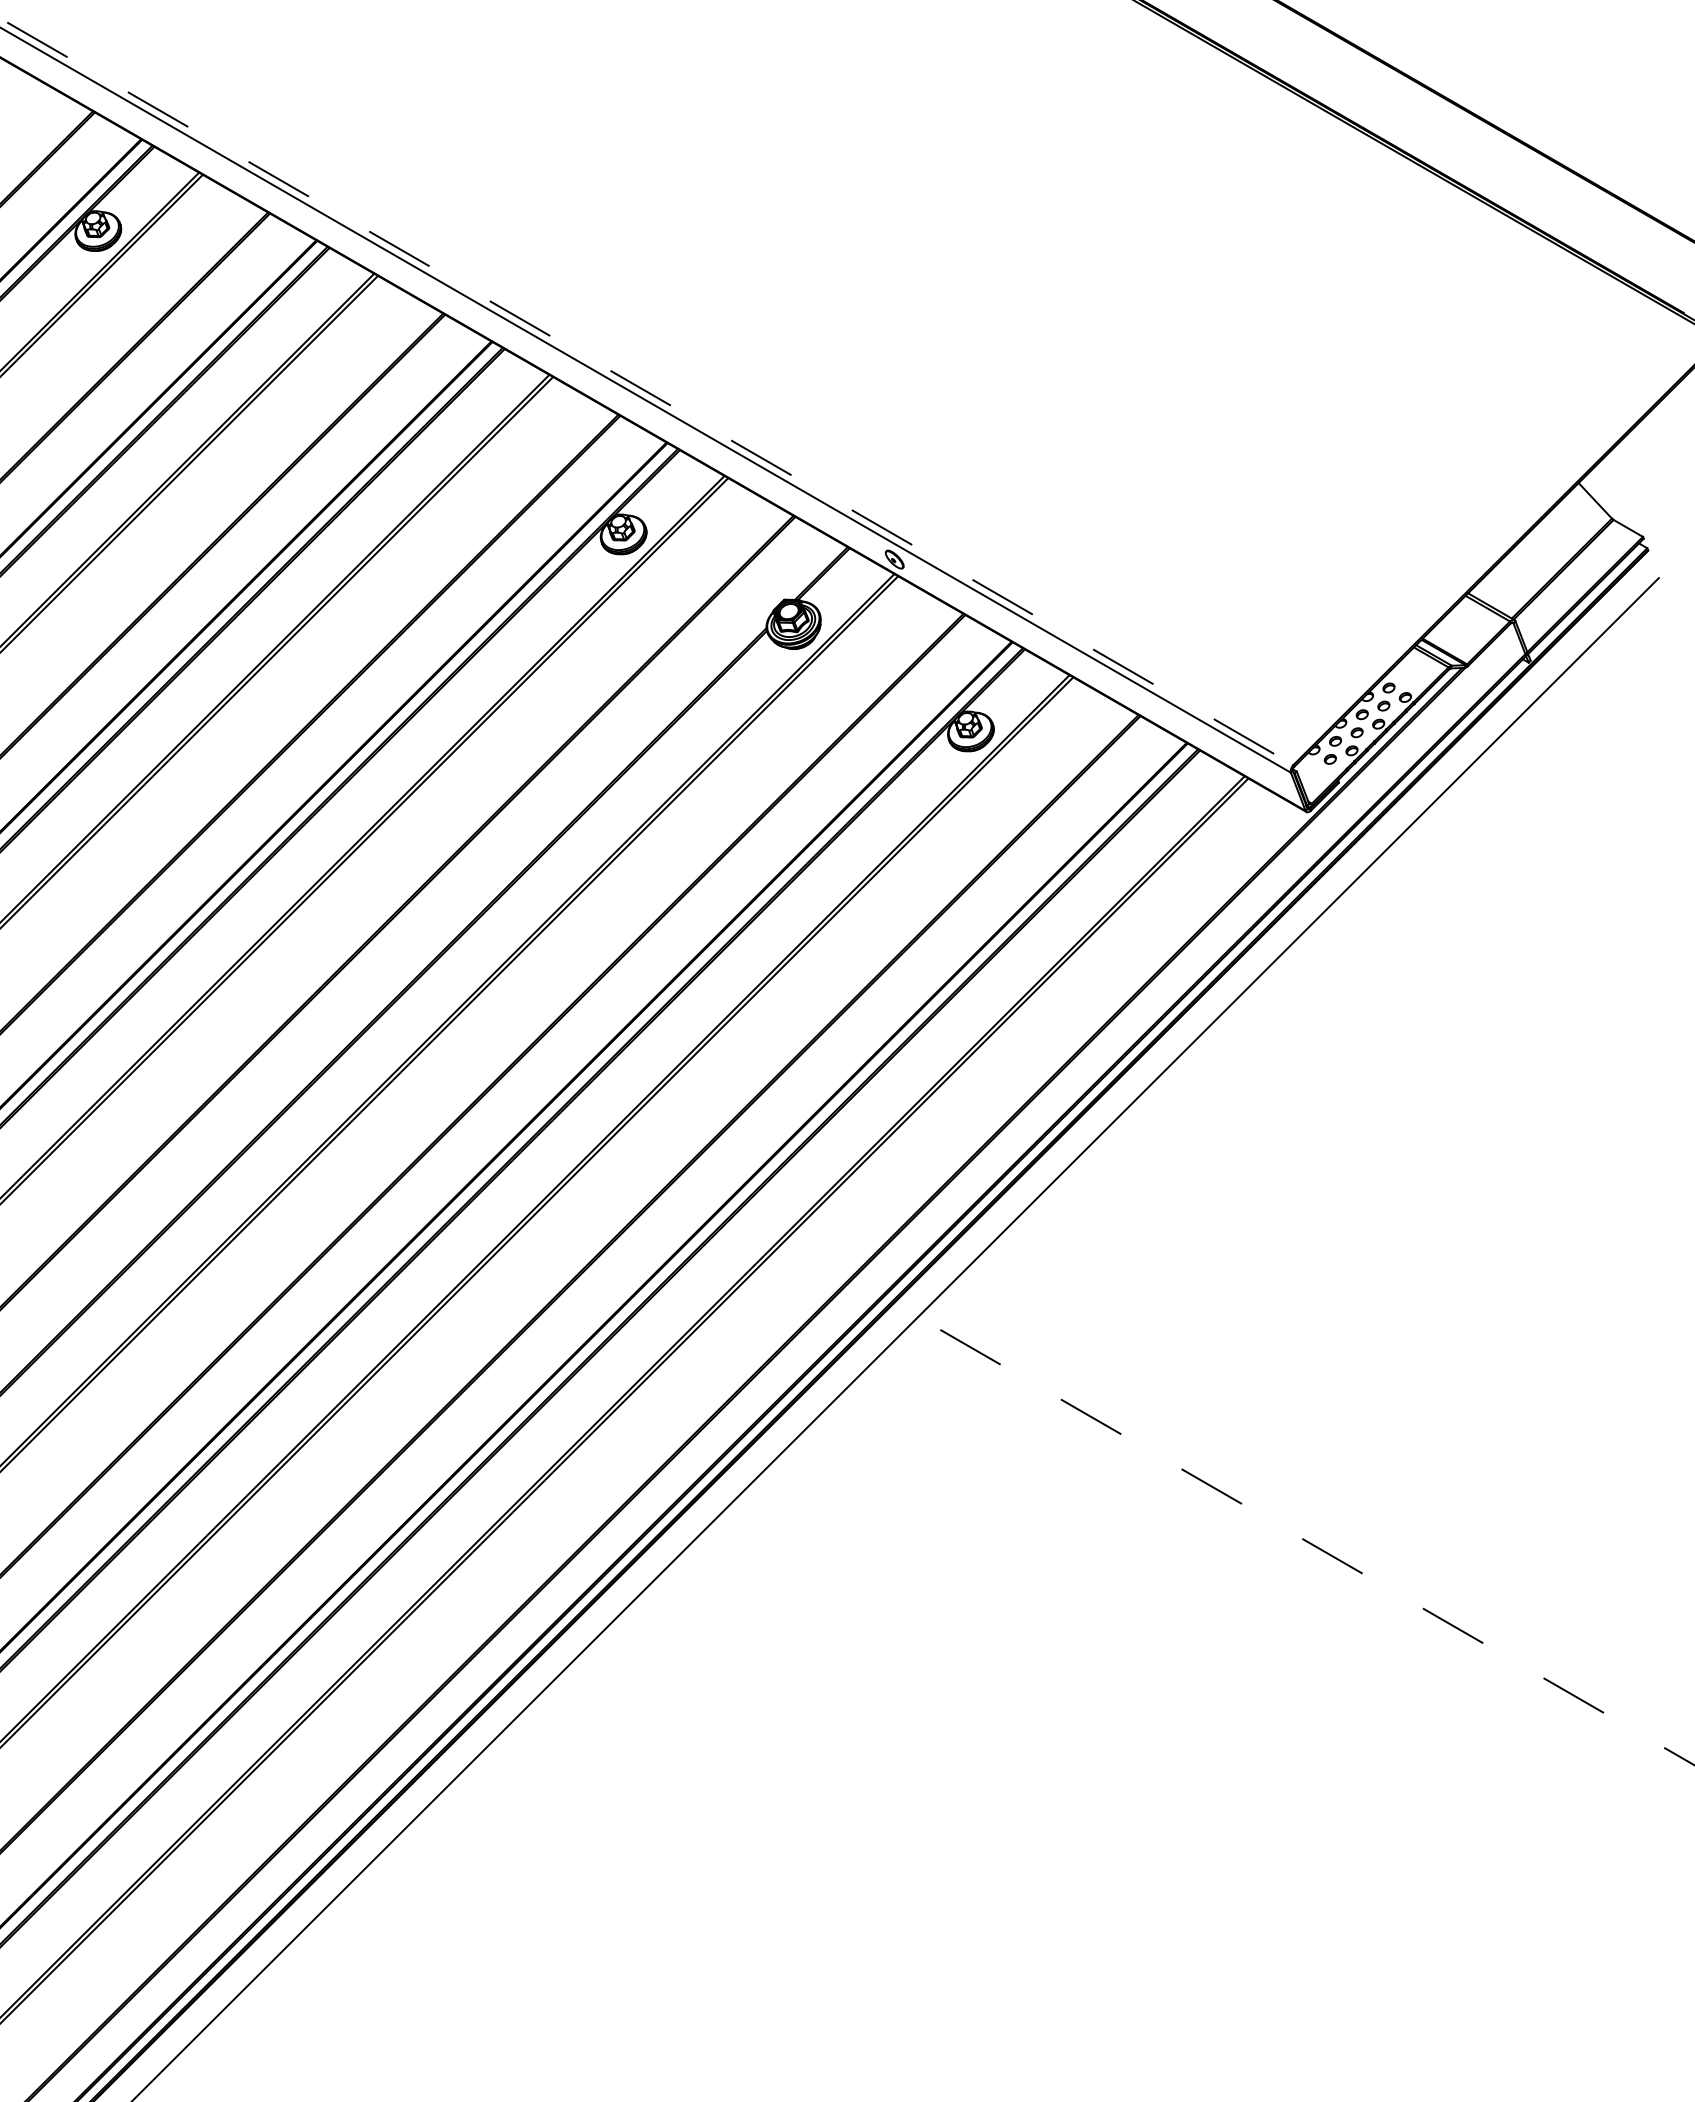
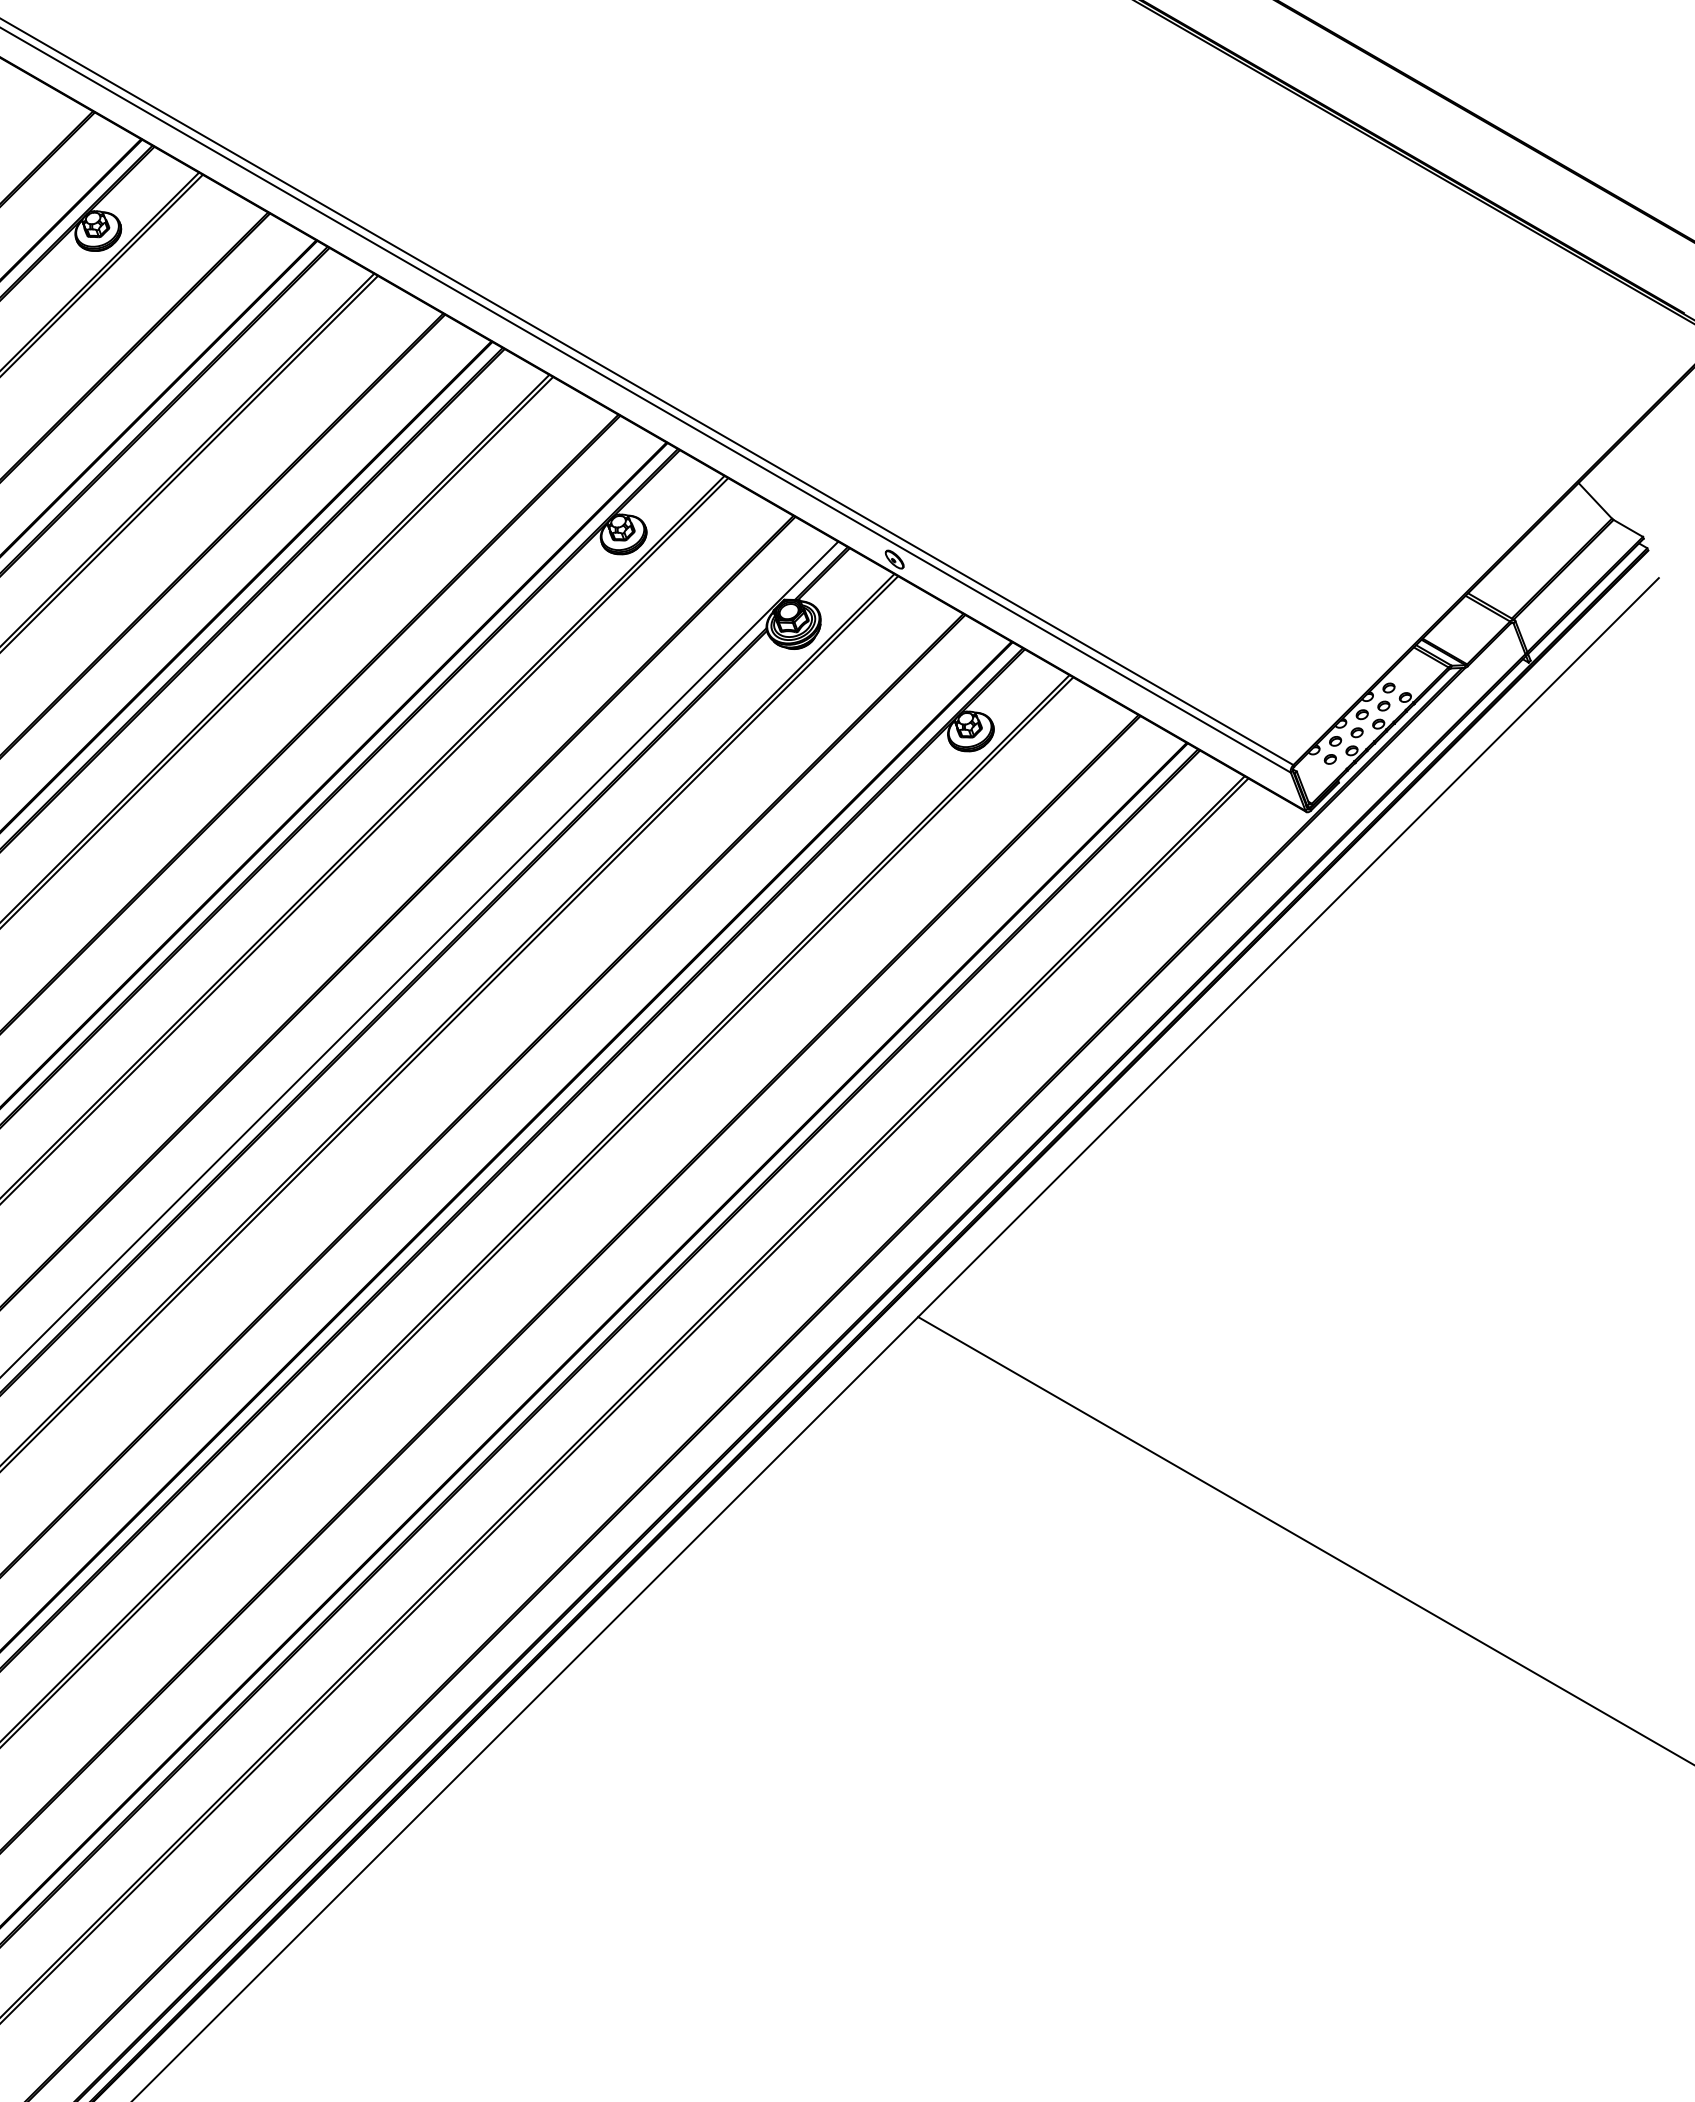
line: dashed -> solid (647, 392)
line: none -> present (420, 958)
line: dashed -> solid (1305, 1540)
